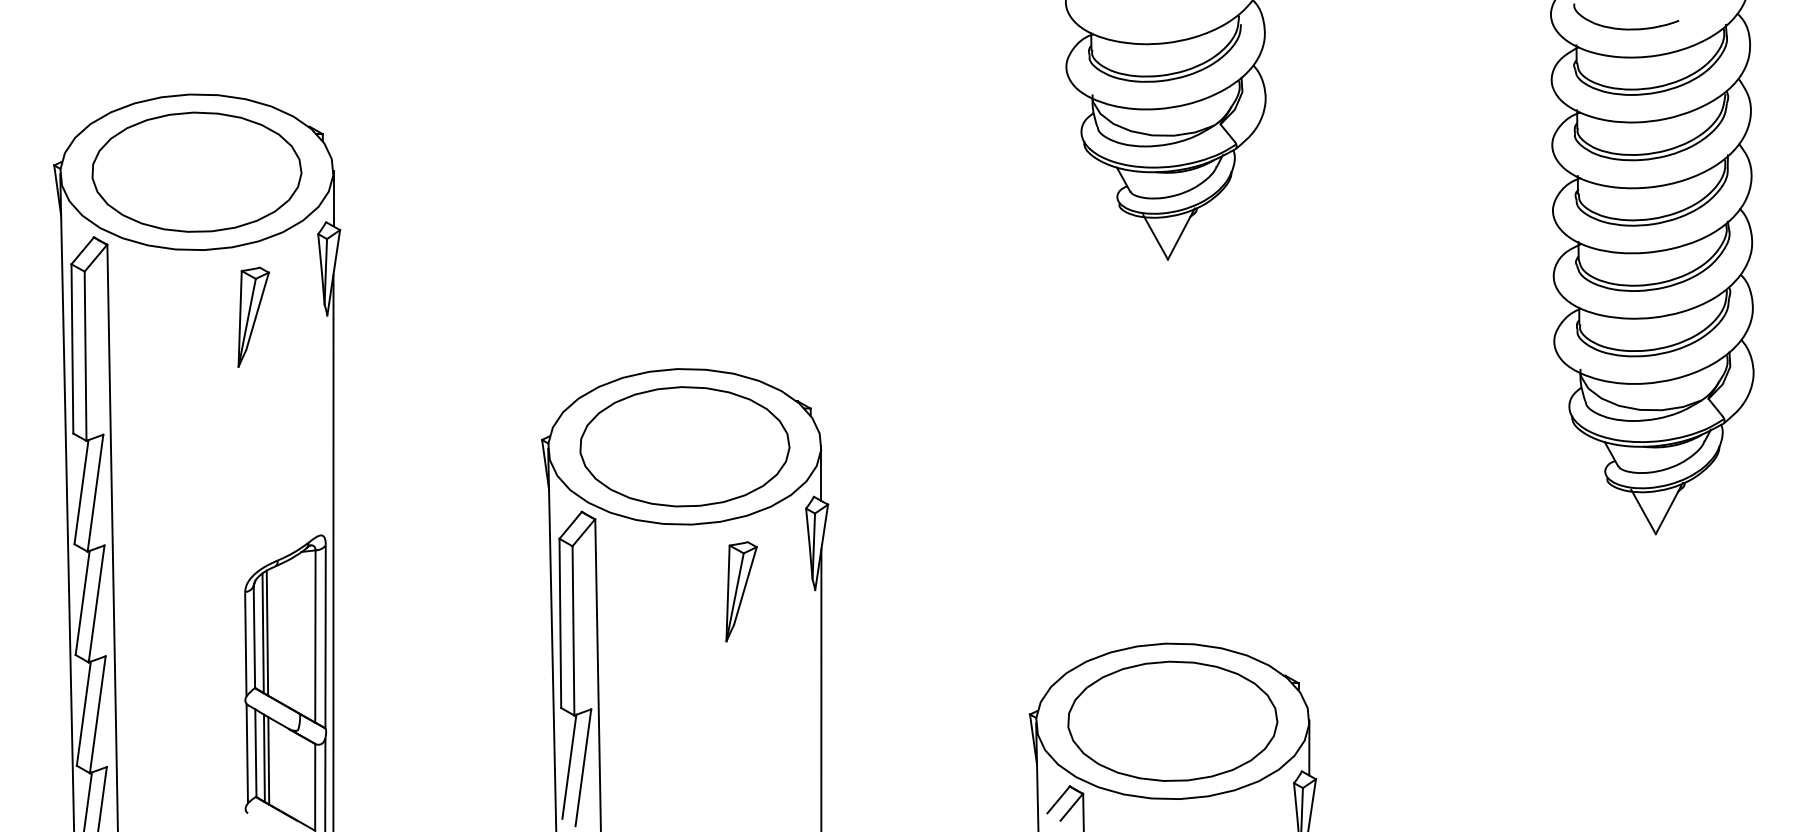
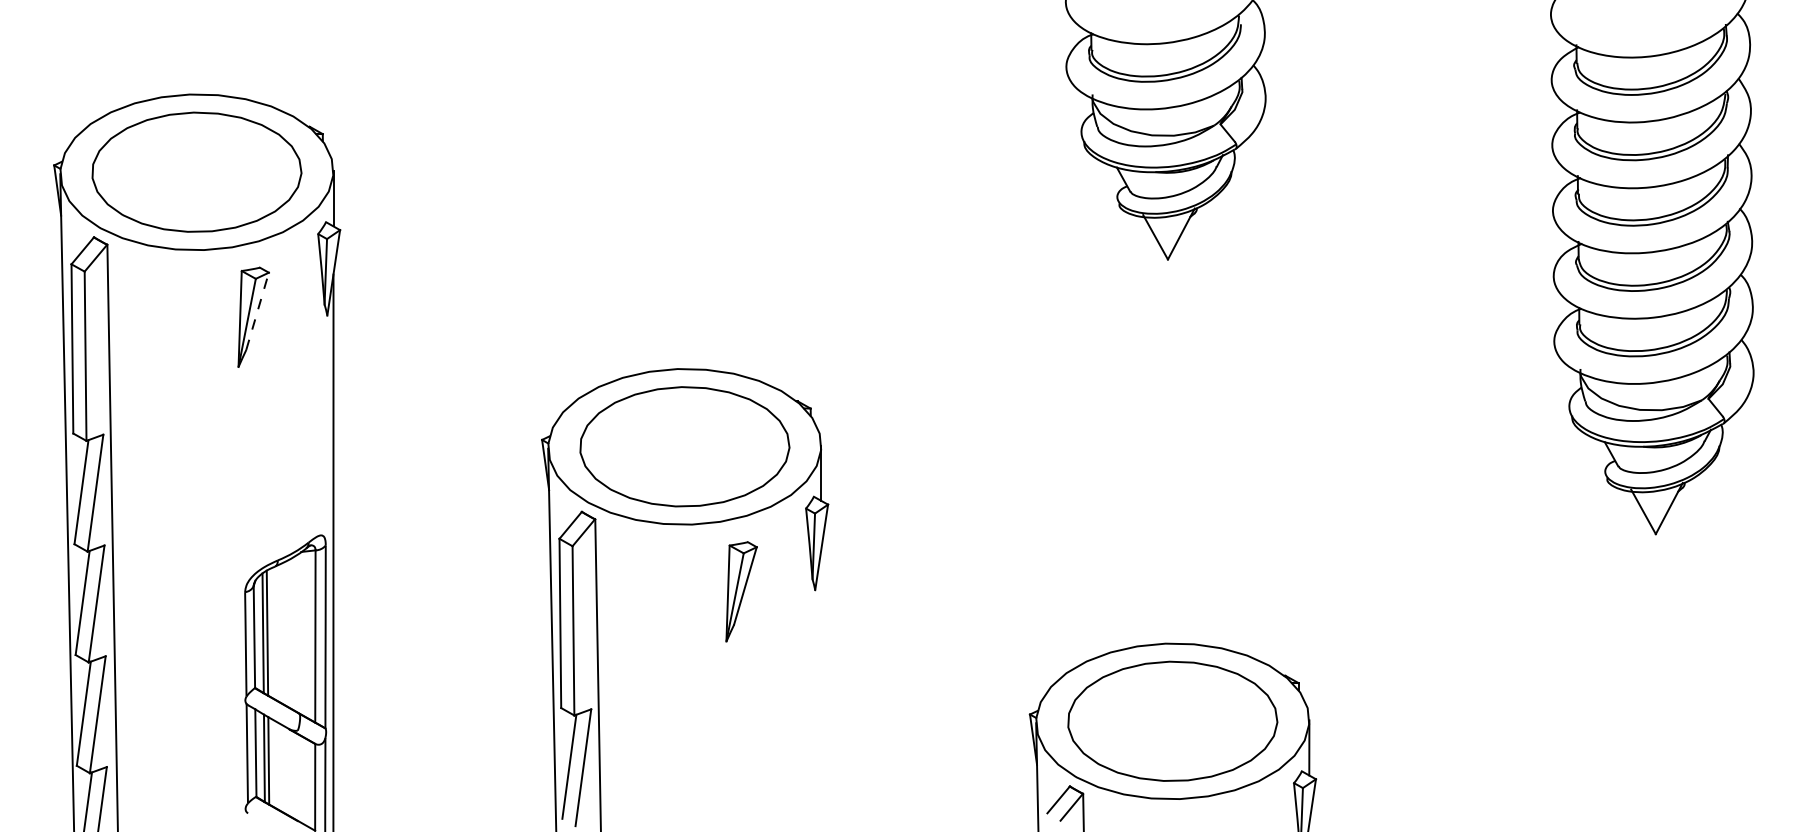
curve: present -> none (1626, 28)
line: solid -> dashed (257, 310)
line: present -> none (821, 688)
